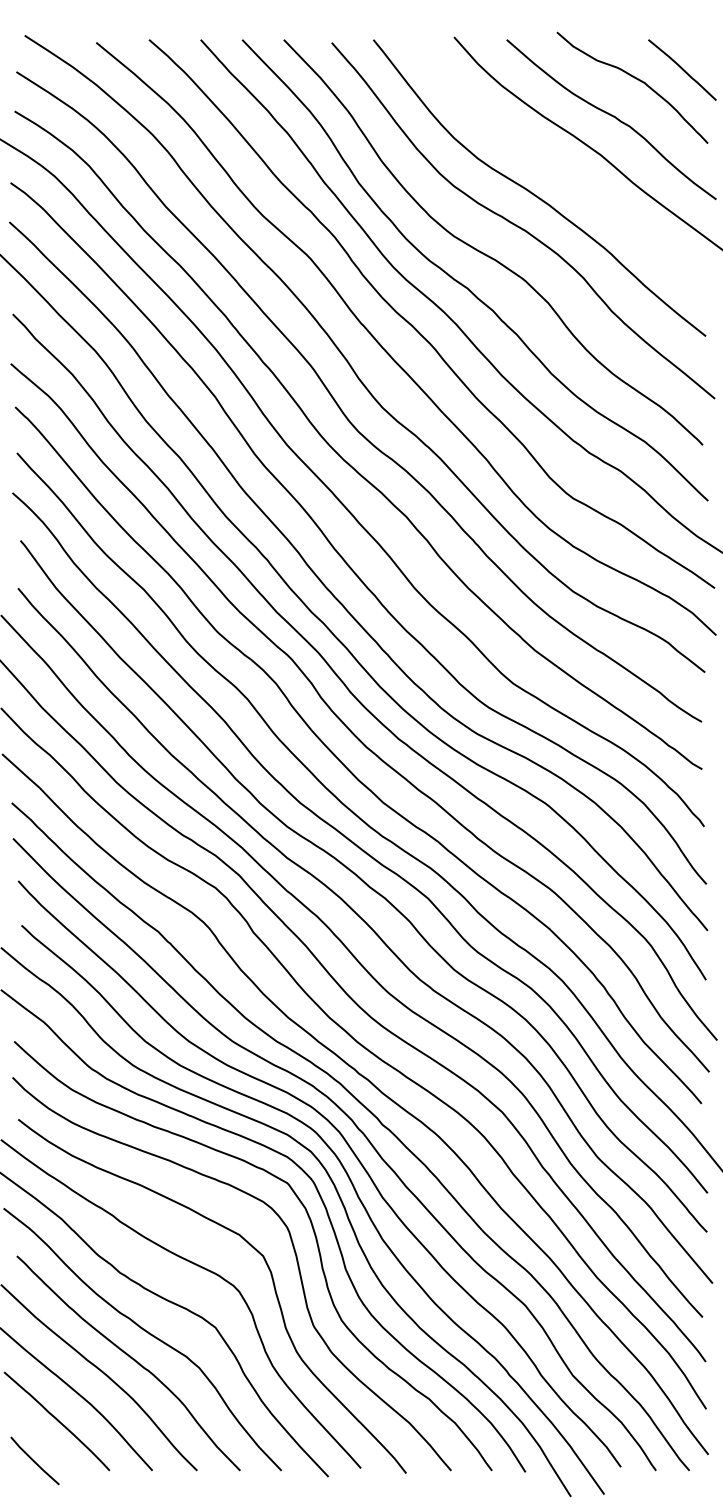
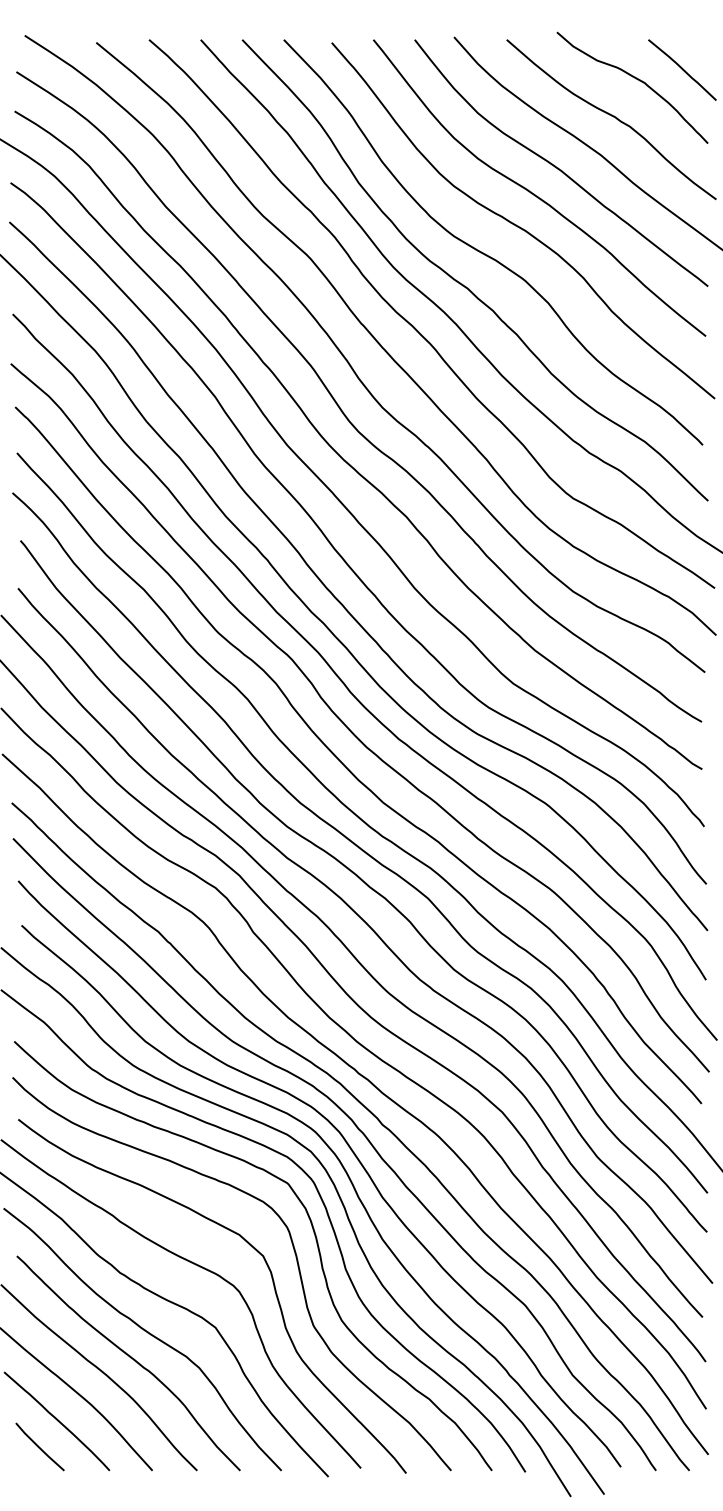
curve: none -> present (558, 167)
line position: (34, 1460) -> (39, 1446) (39, 1446)
